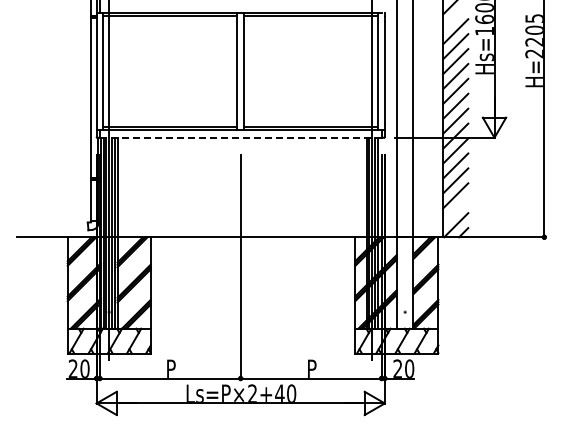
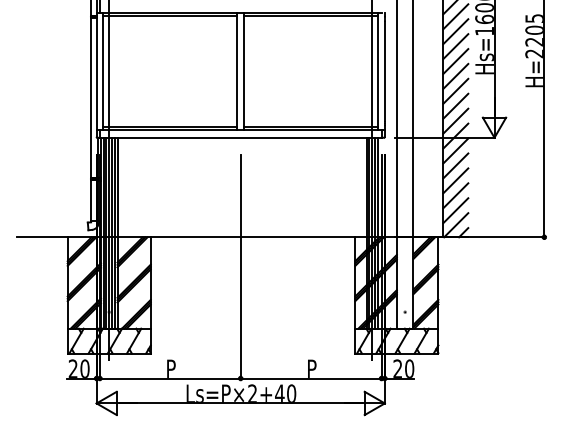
line: none -> present (455, 16)
line: dashed -> solid (240, 137)
line: none -> present (455, 210)
